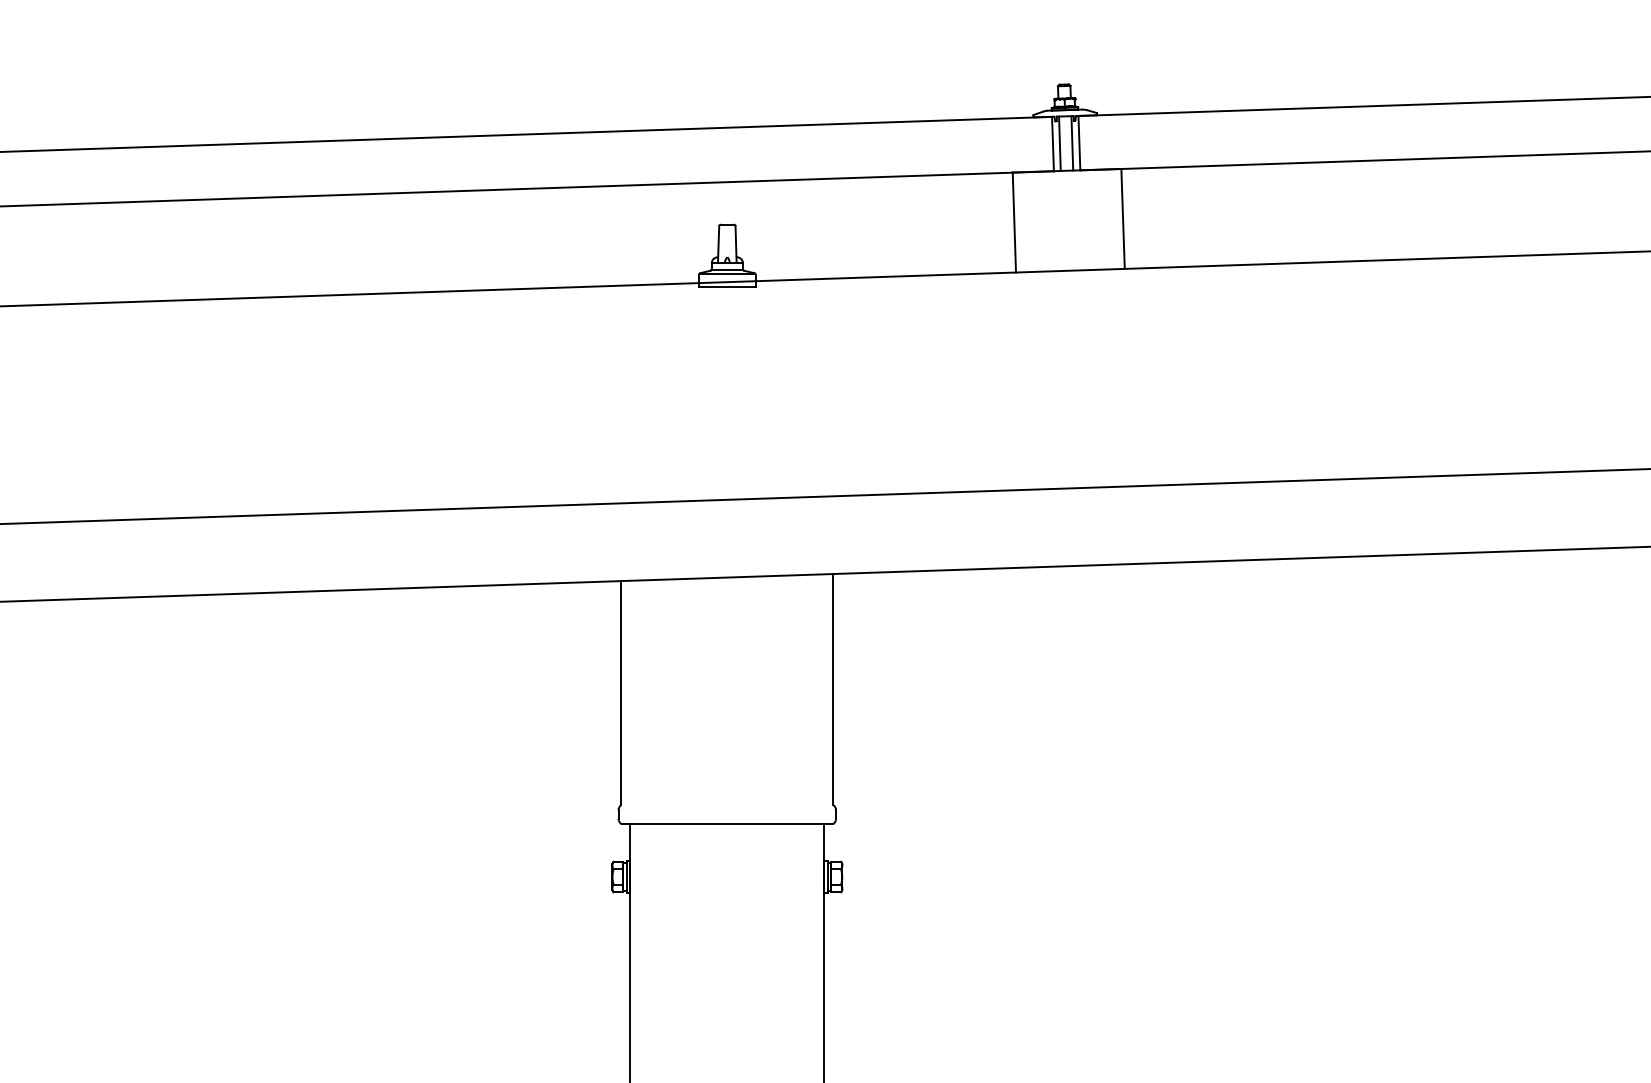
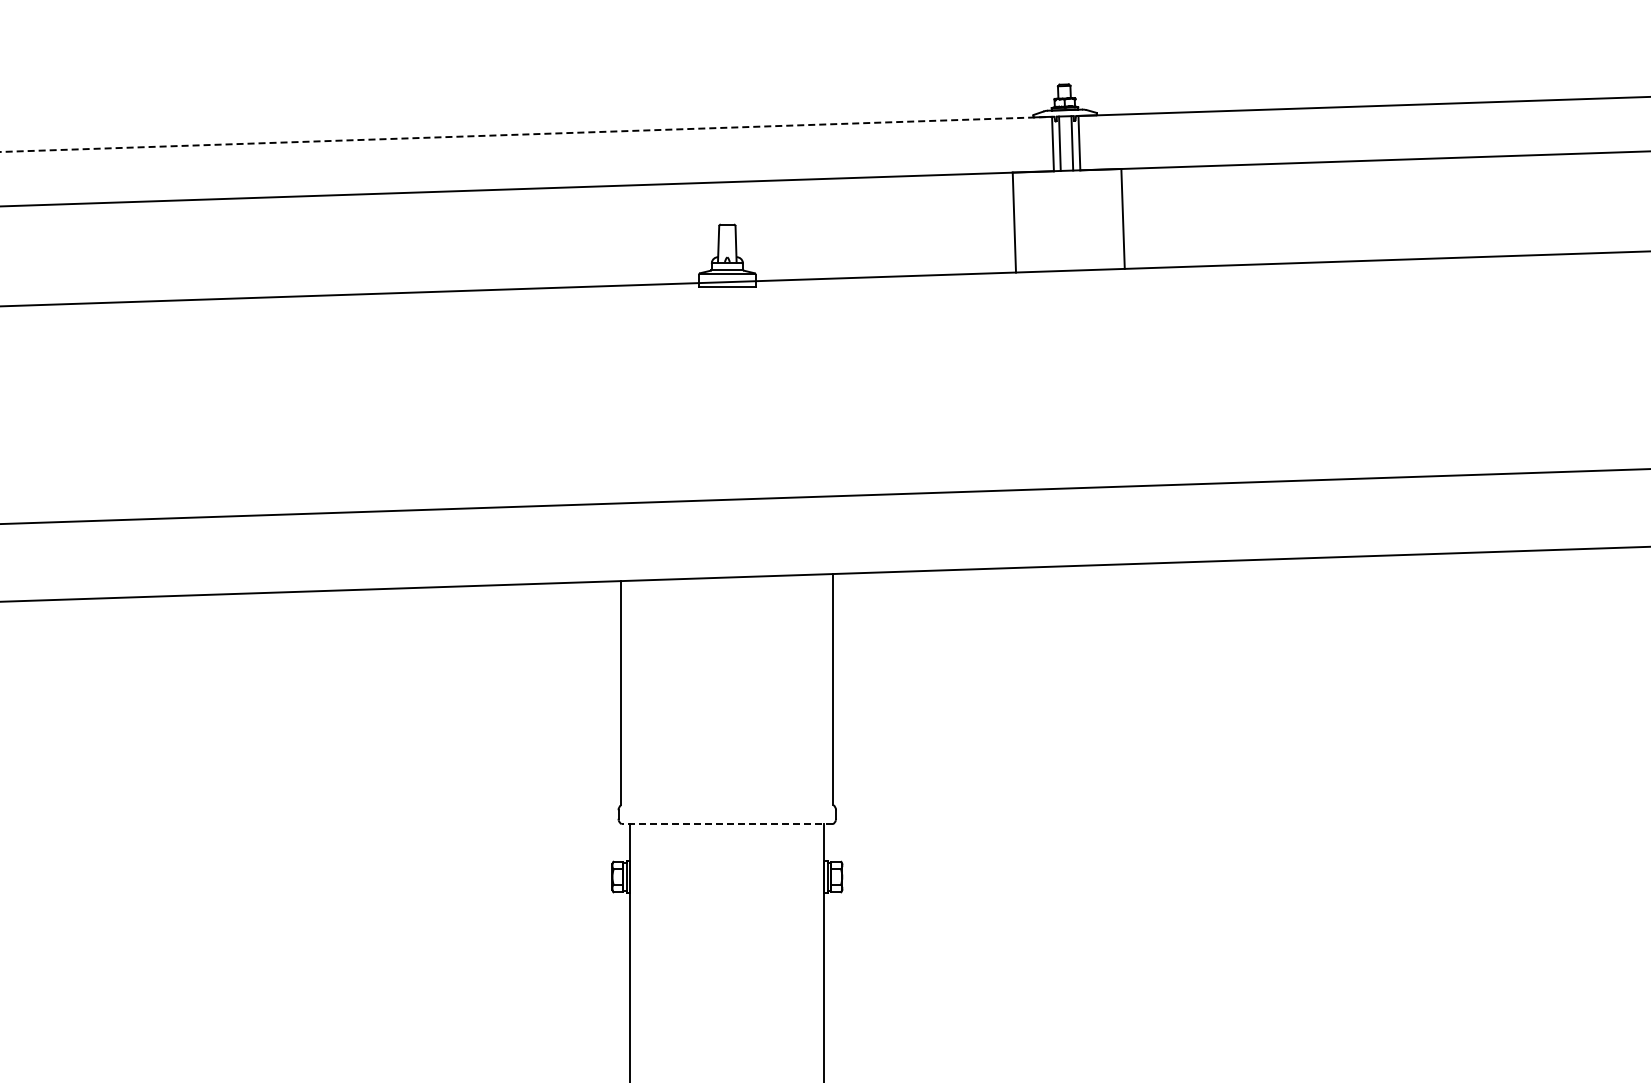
line: solid -> dashed (526, 134)
line: solid -> dashed (727, 824)
